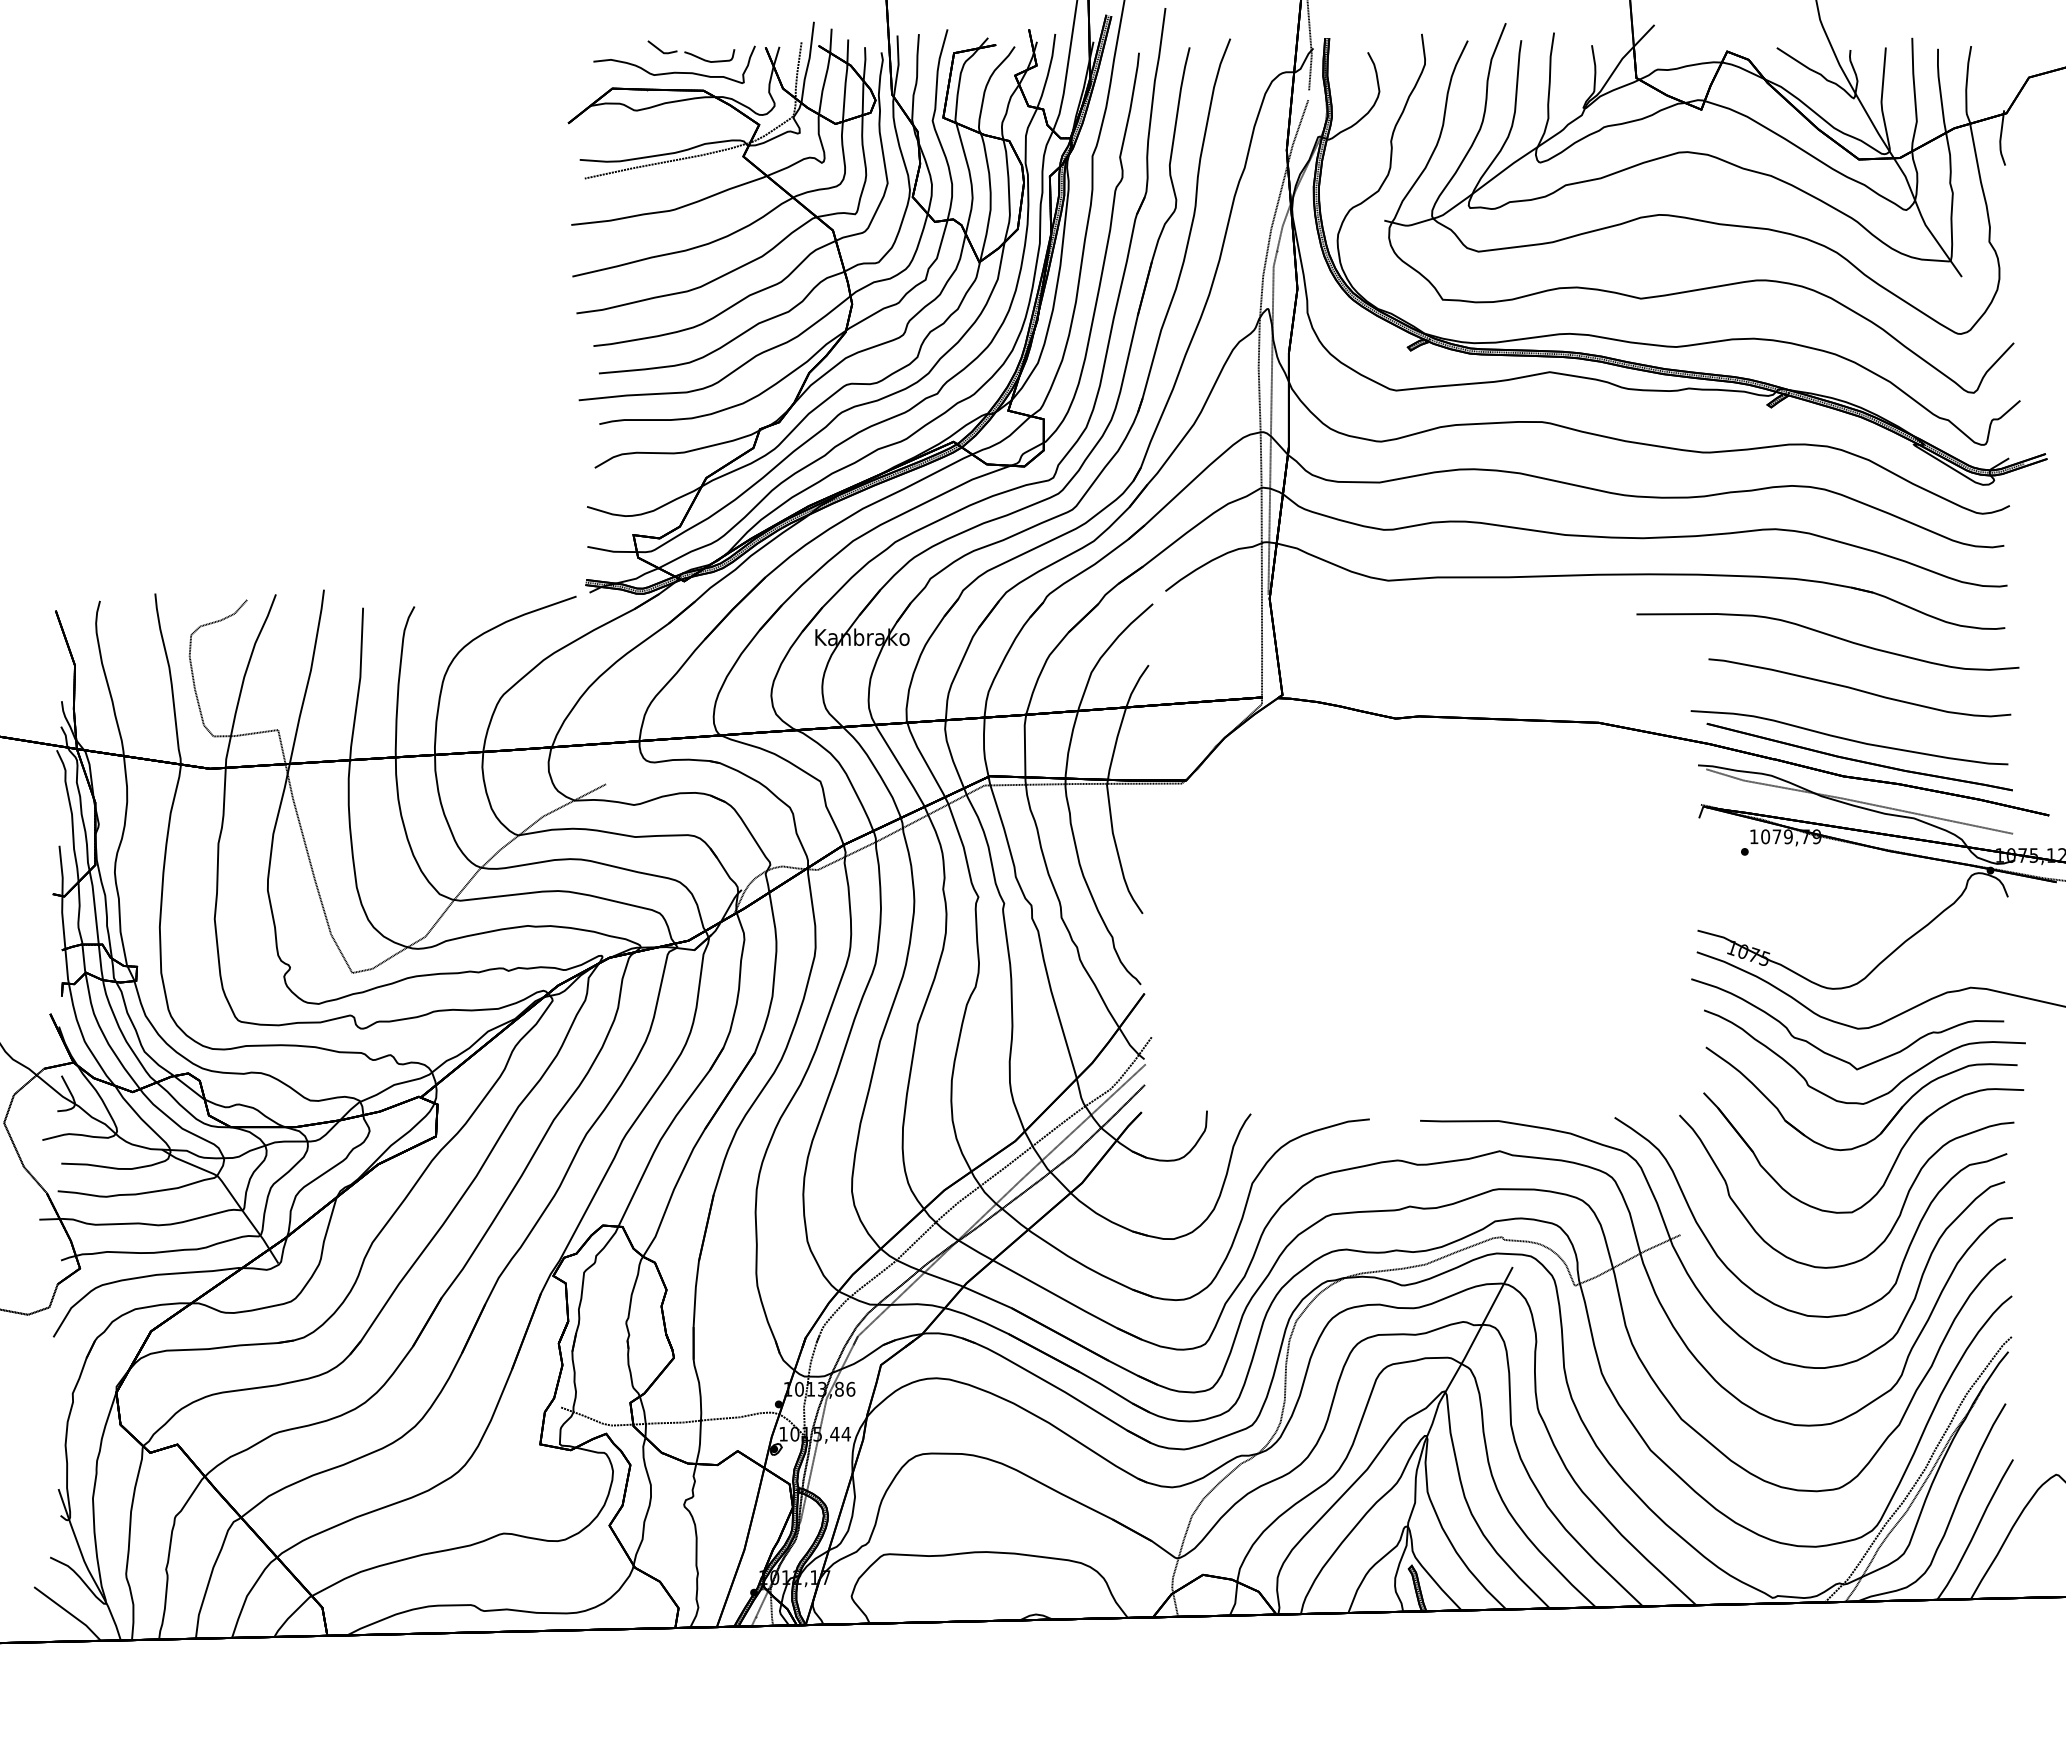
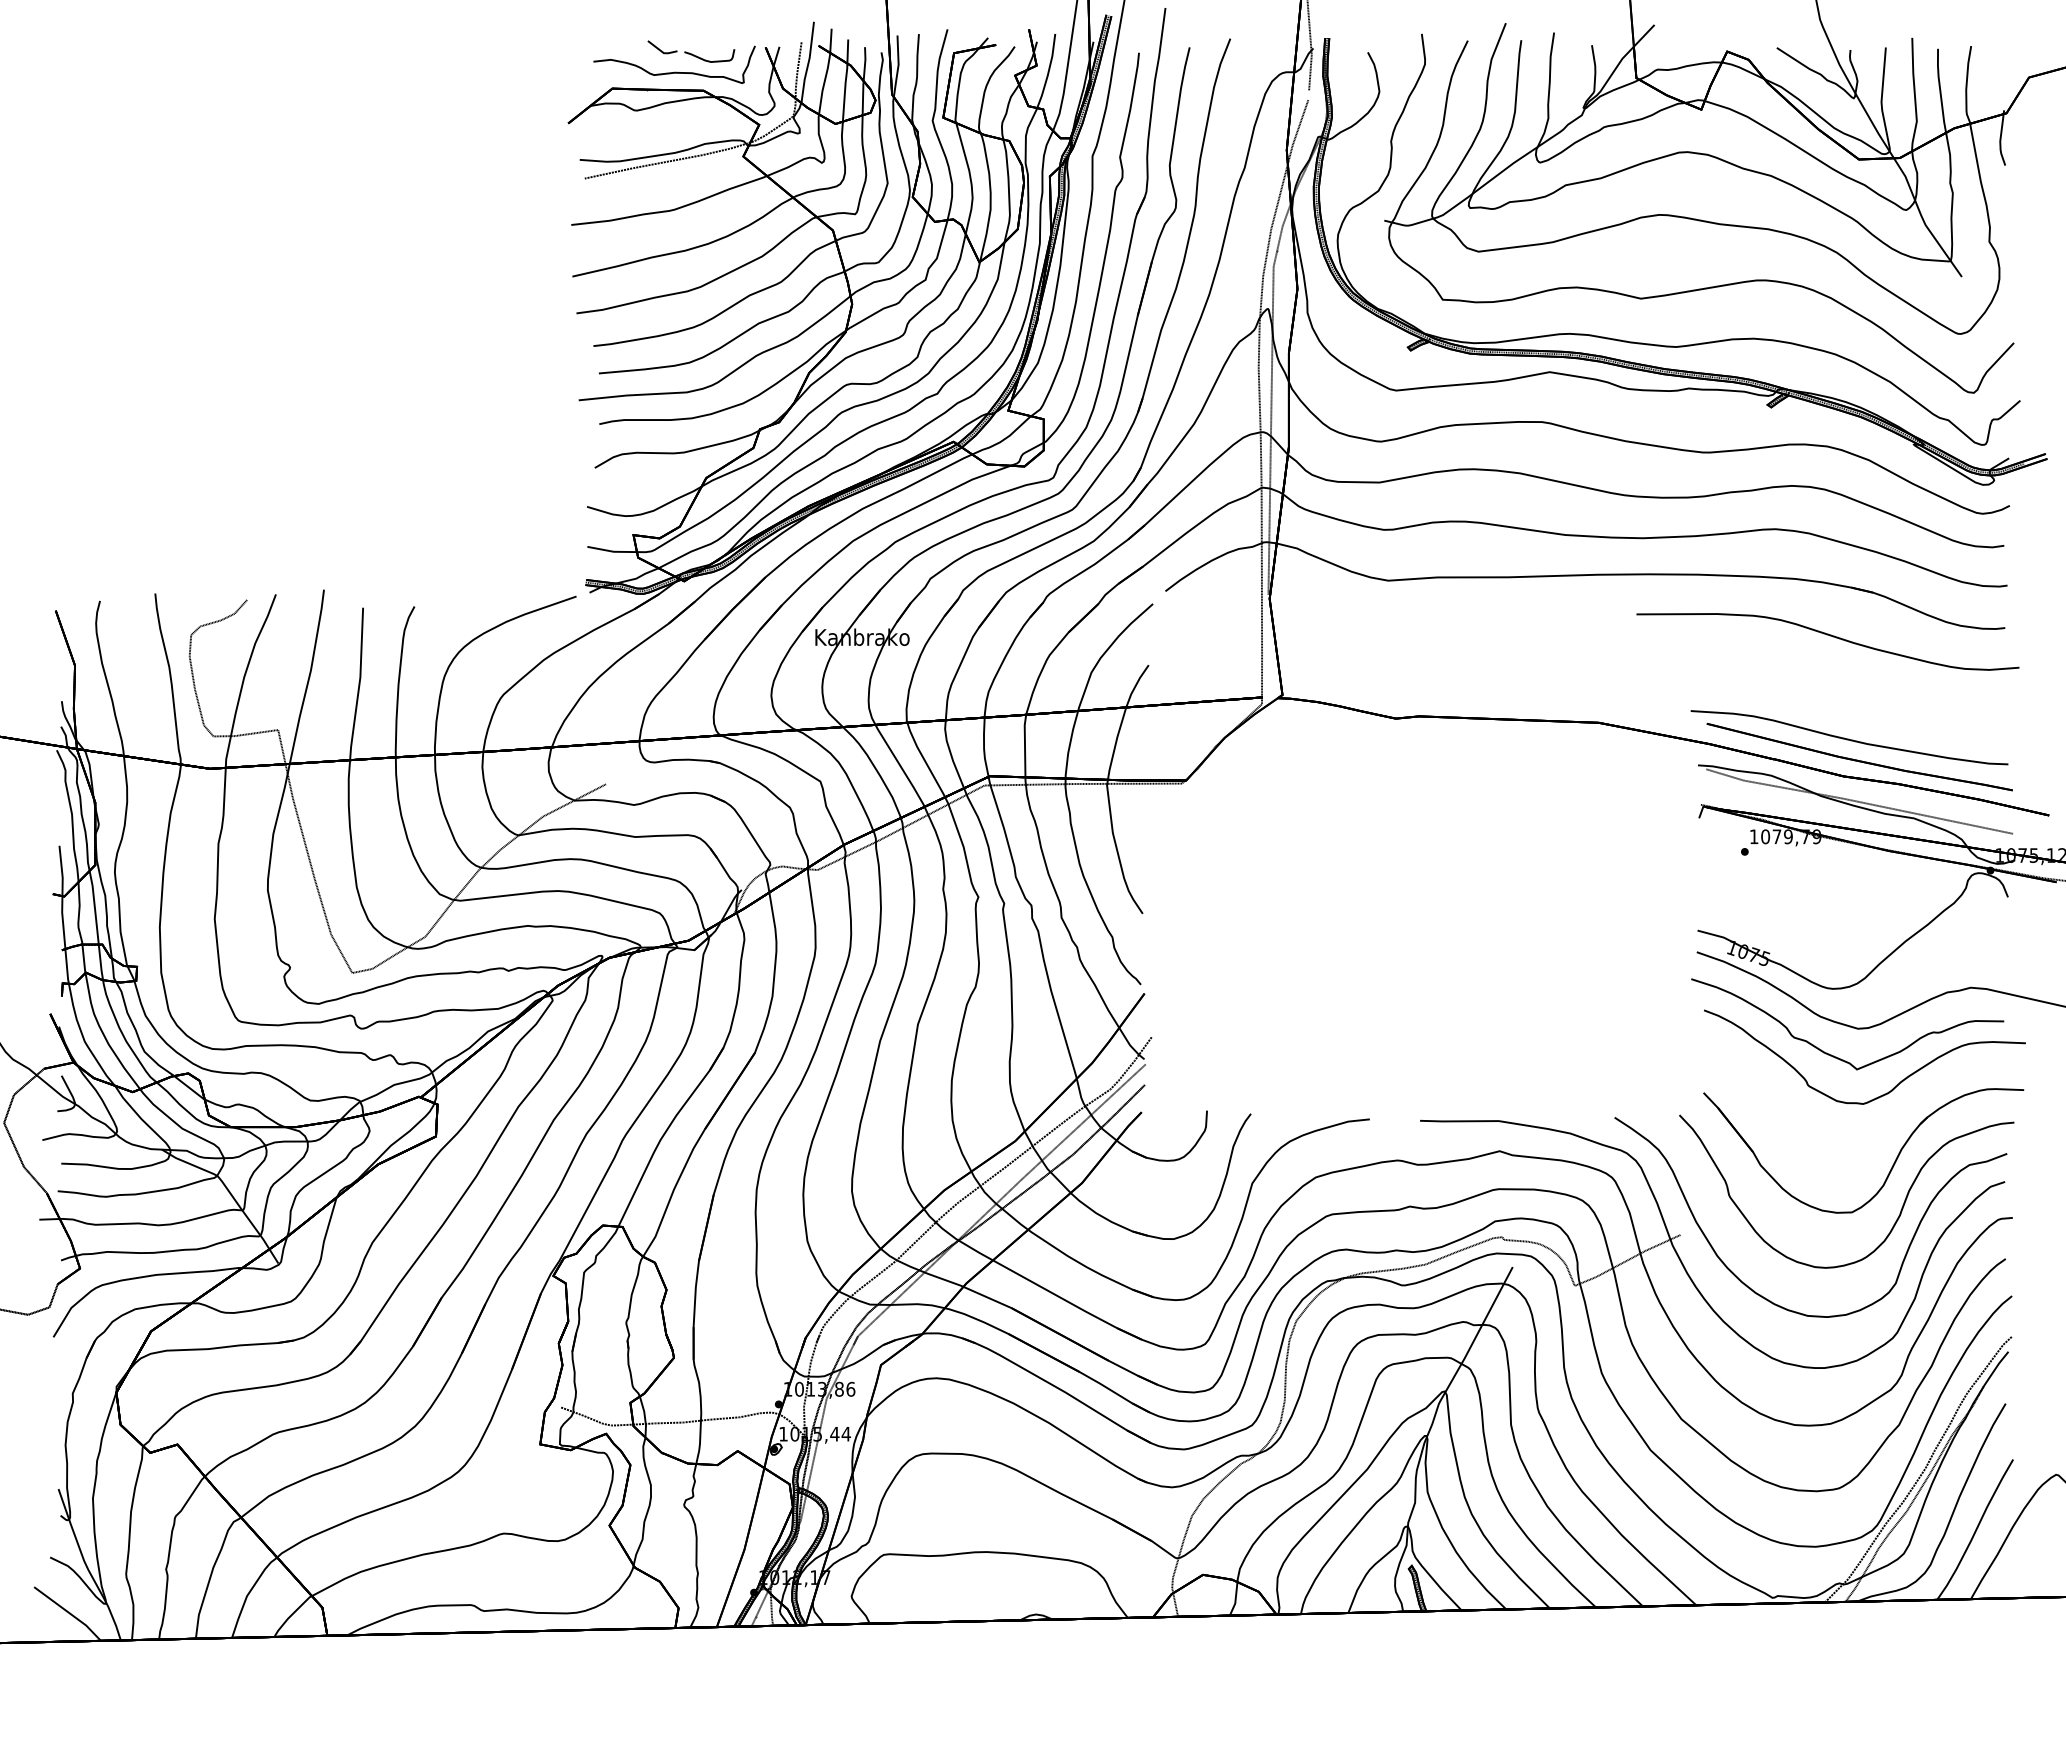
curve: present -> none (1859, 689)
part: present -> none (1890, 1119)
